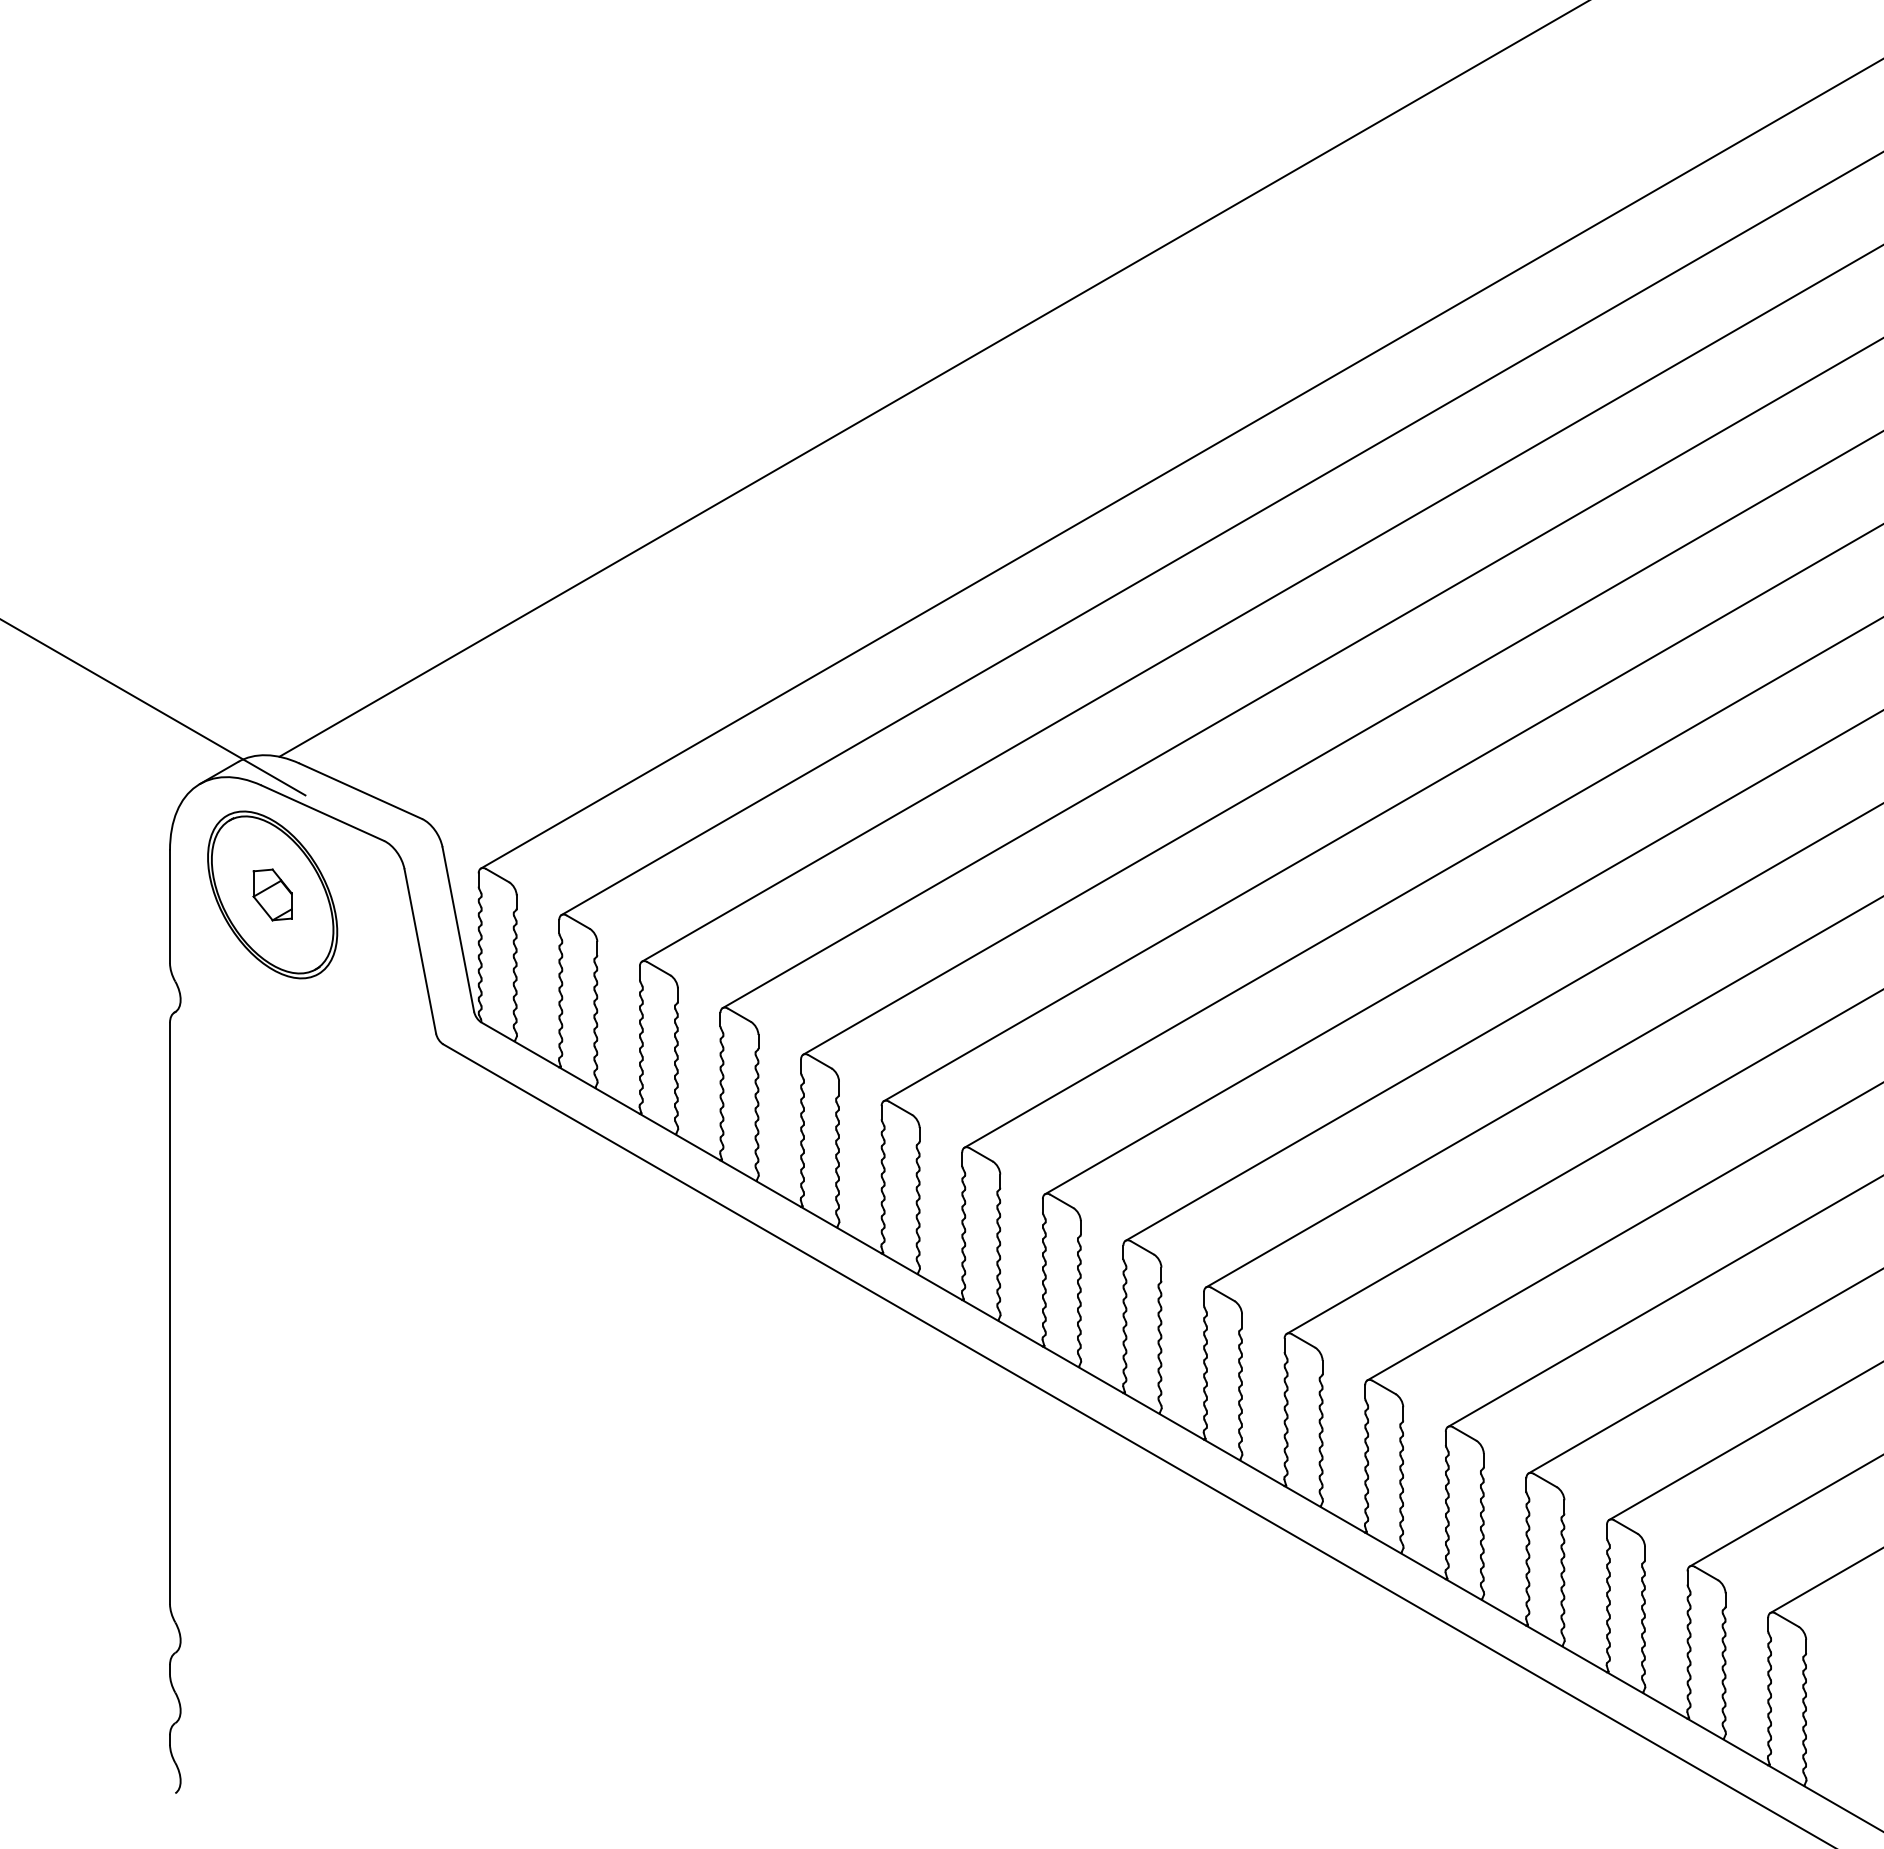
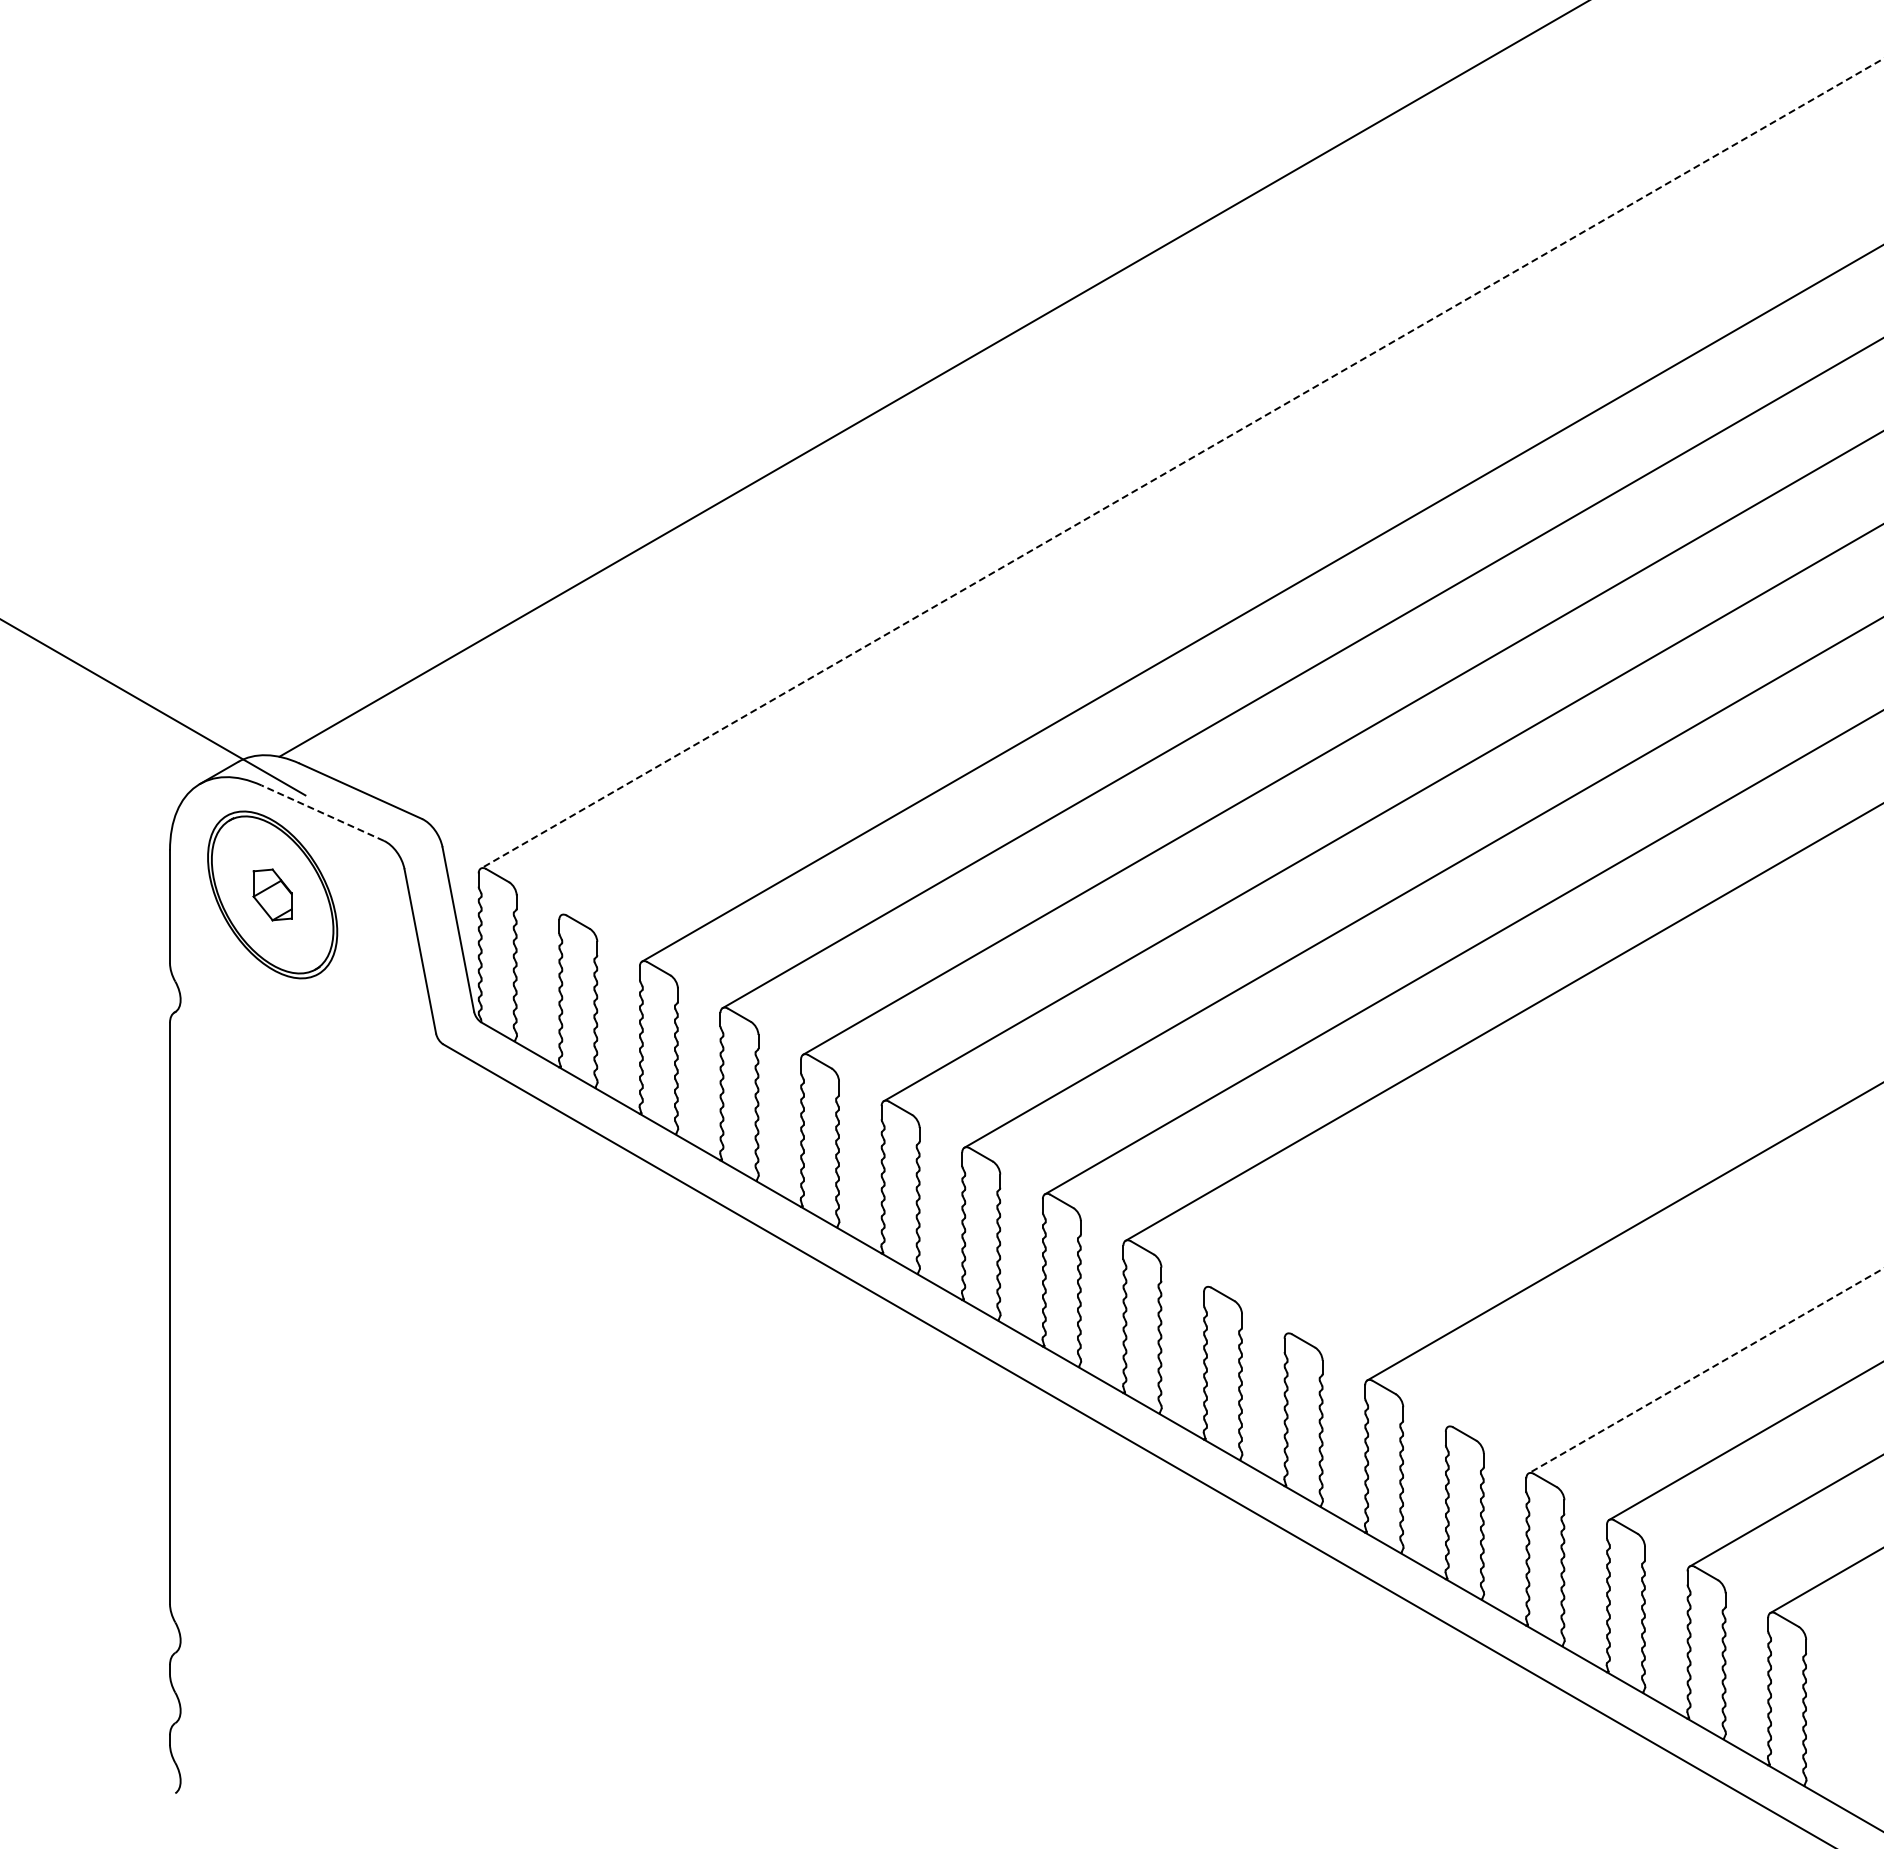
line: solid -> dashed (1182, 463)
line: present -> none (1220, 534)
line: solid -> dashed (322, 812)
line: present -> none (1543, 1092)
line: present -> none (1583, 1161)
line: present -> none (1664, 1301)
line: solid -> dashed (1706, 1370)
